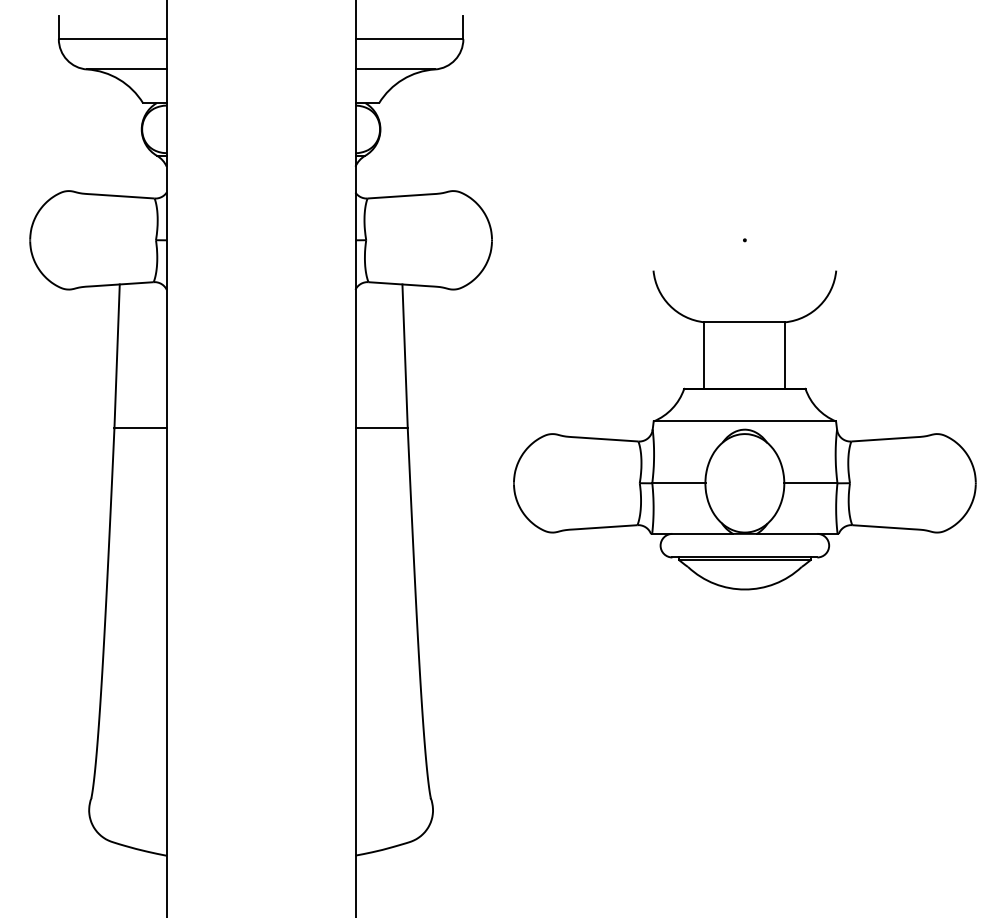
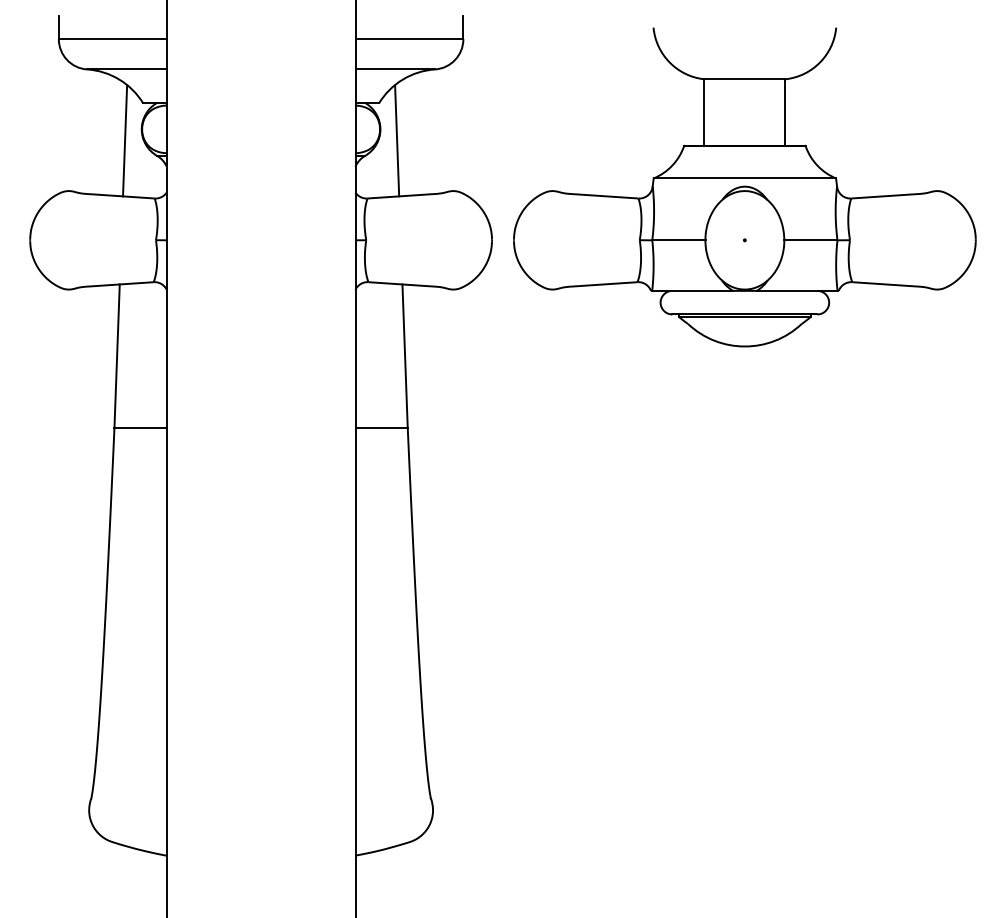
line: none -> present (125, 140)
line: none -> present (397, 140)
part position: (744, 430) -> (744, 187) (744, 187)
